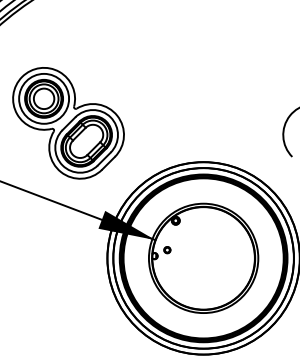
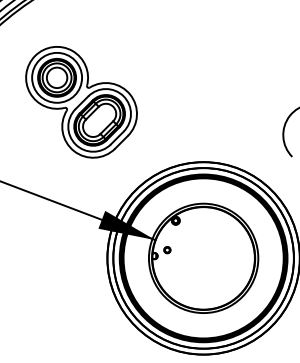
part position: (68, 123) -> (81, 102) (81, 102)
